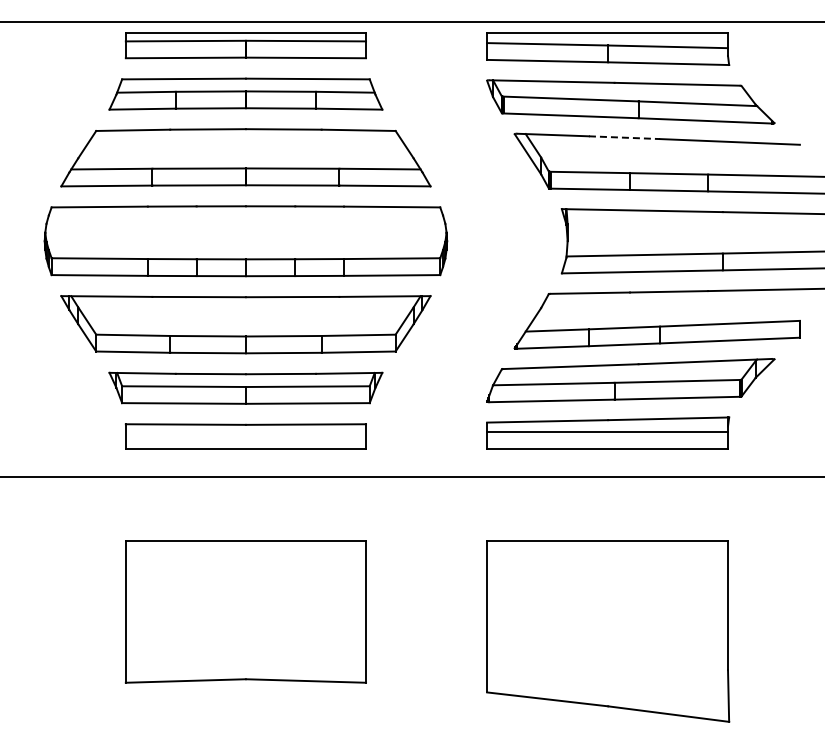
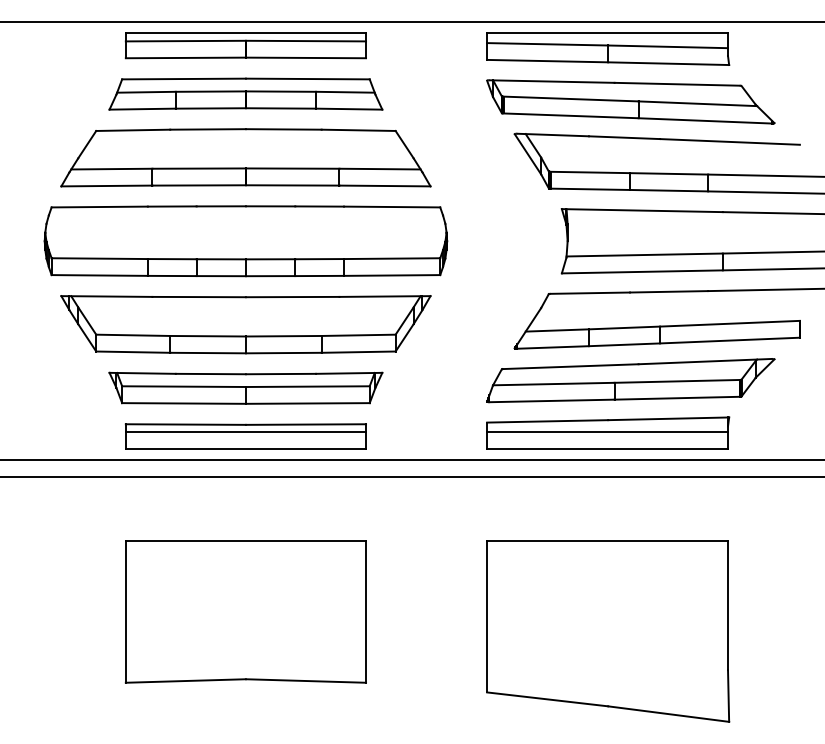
line: dashed -> solid (624, 137)
line: none -> present (245, 431)
line: none -> present (411, 460)
